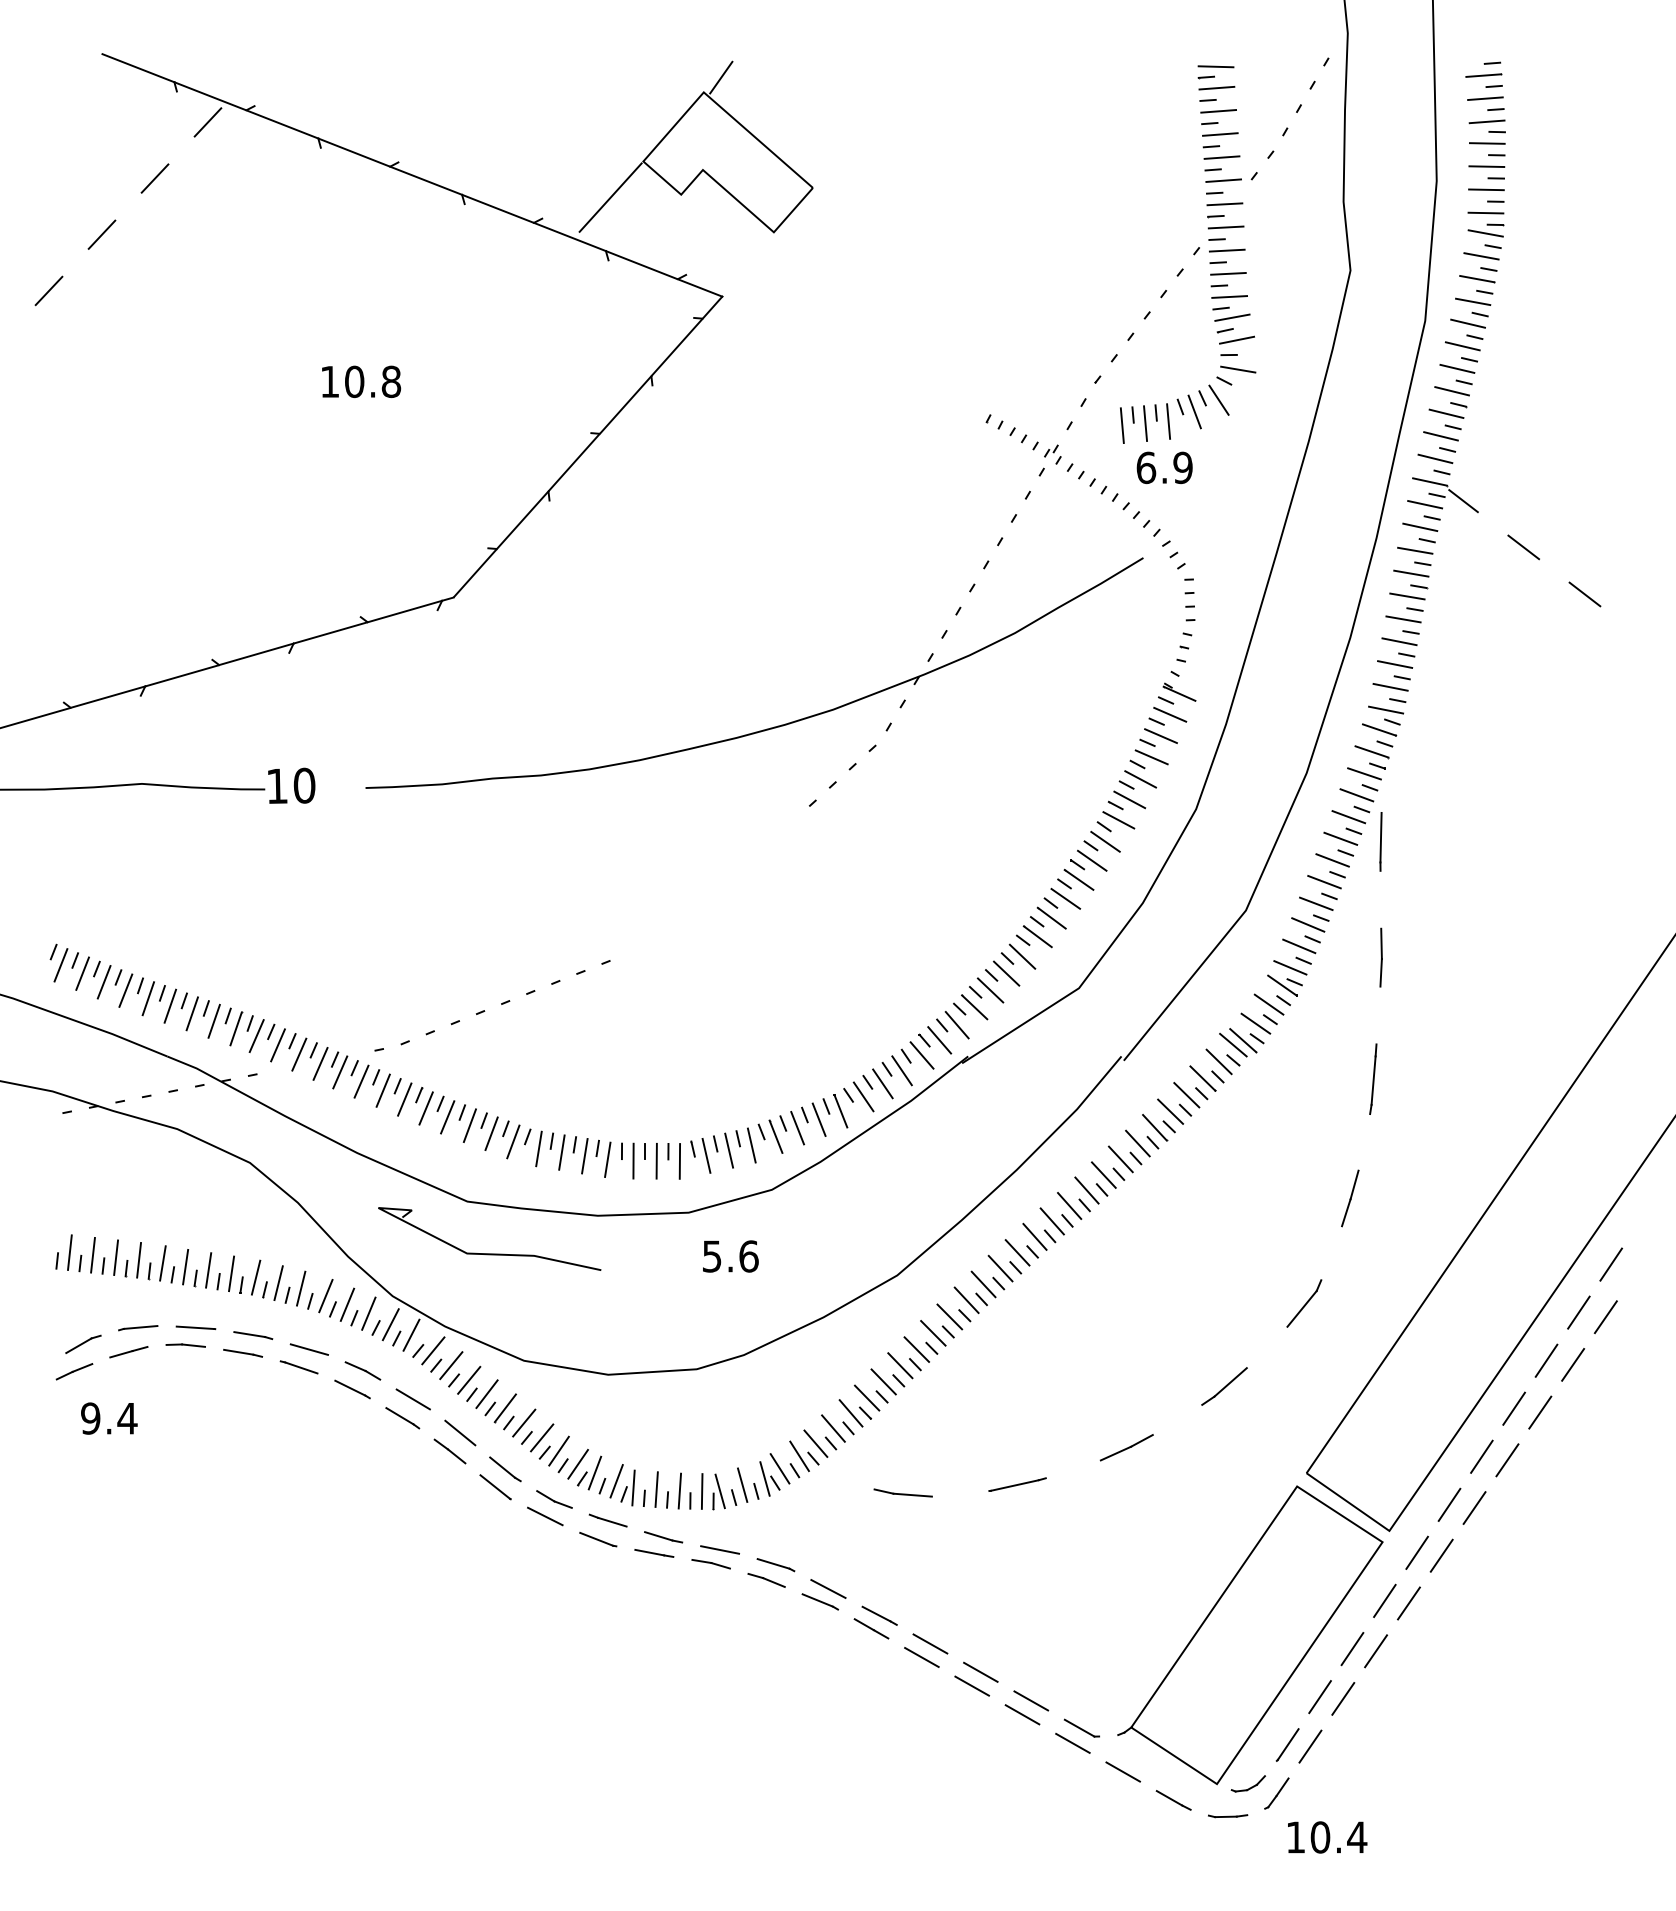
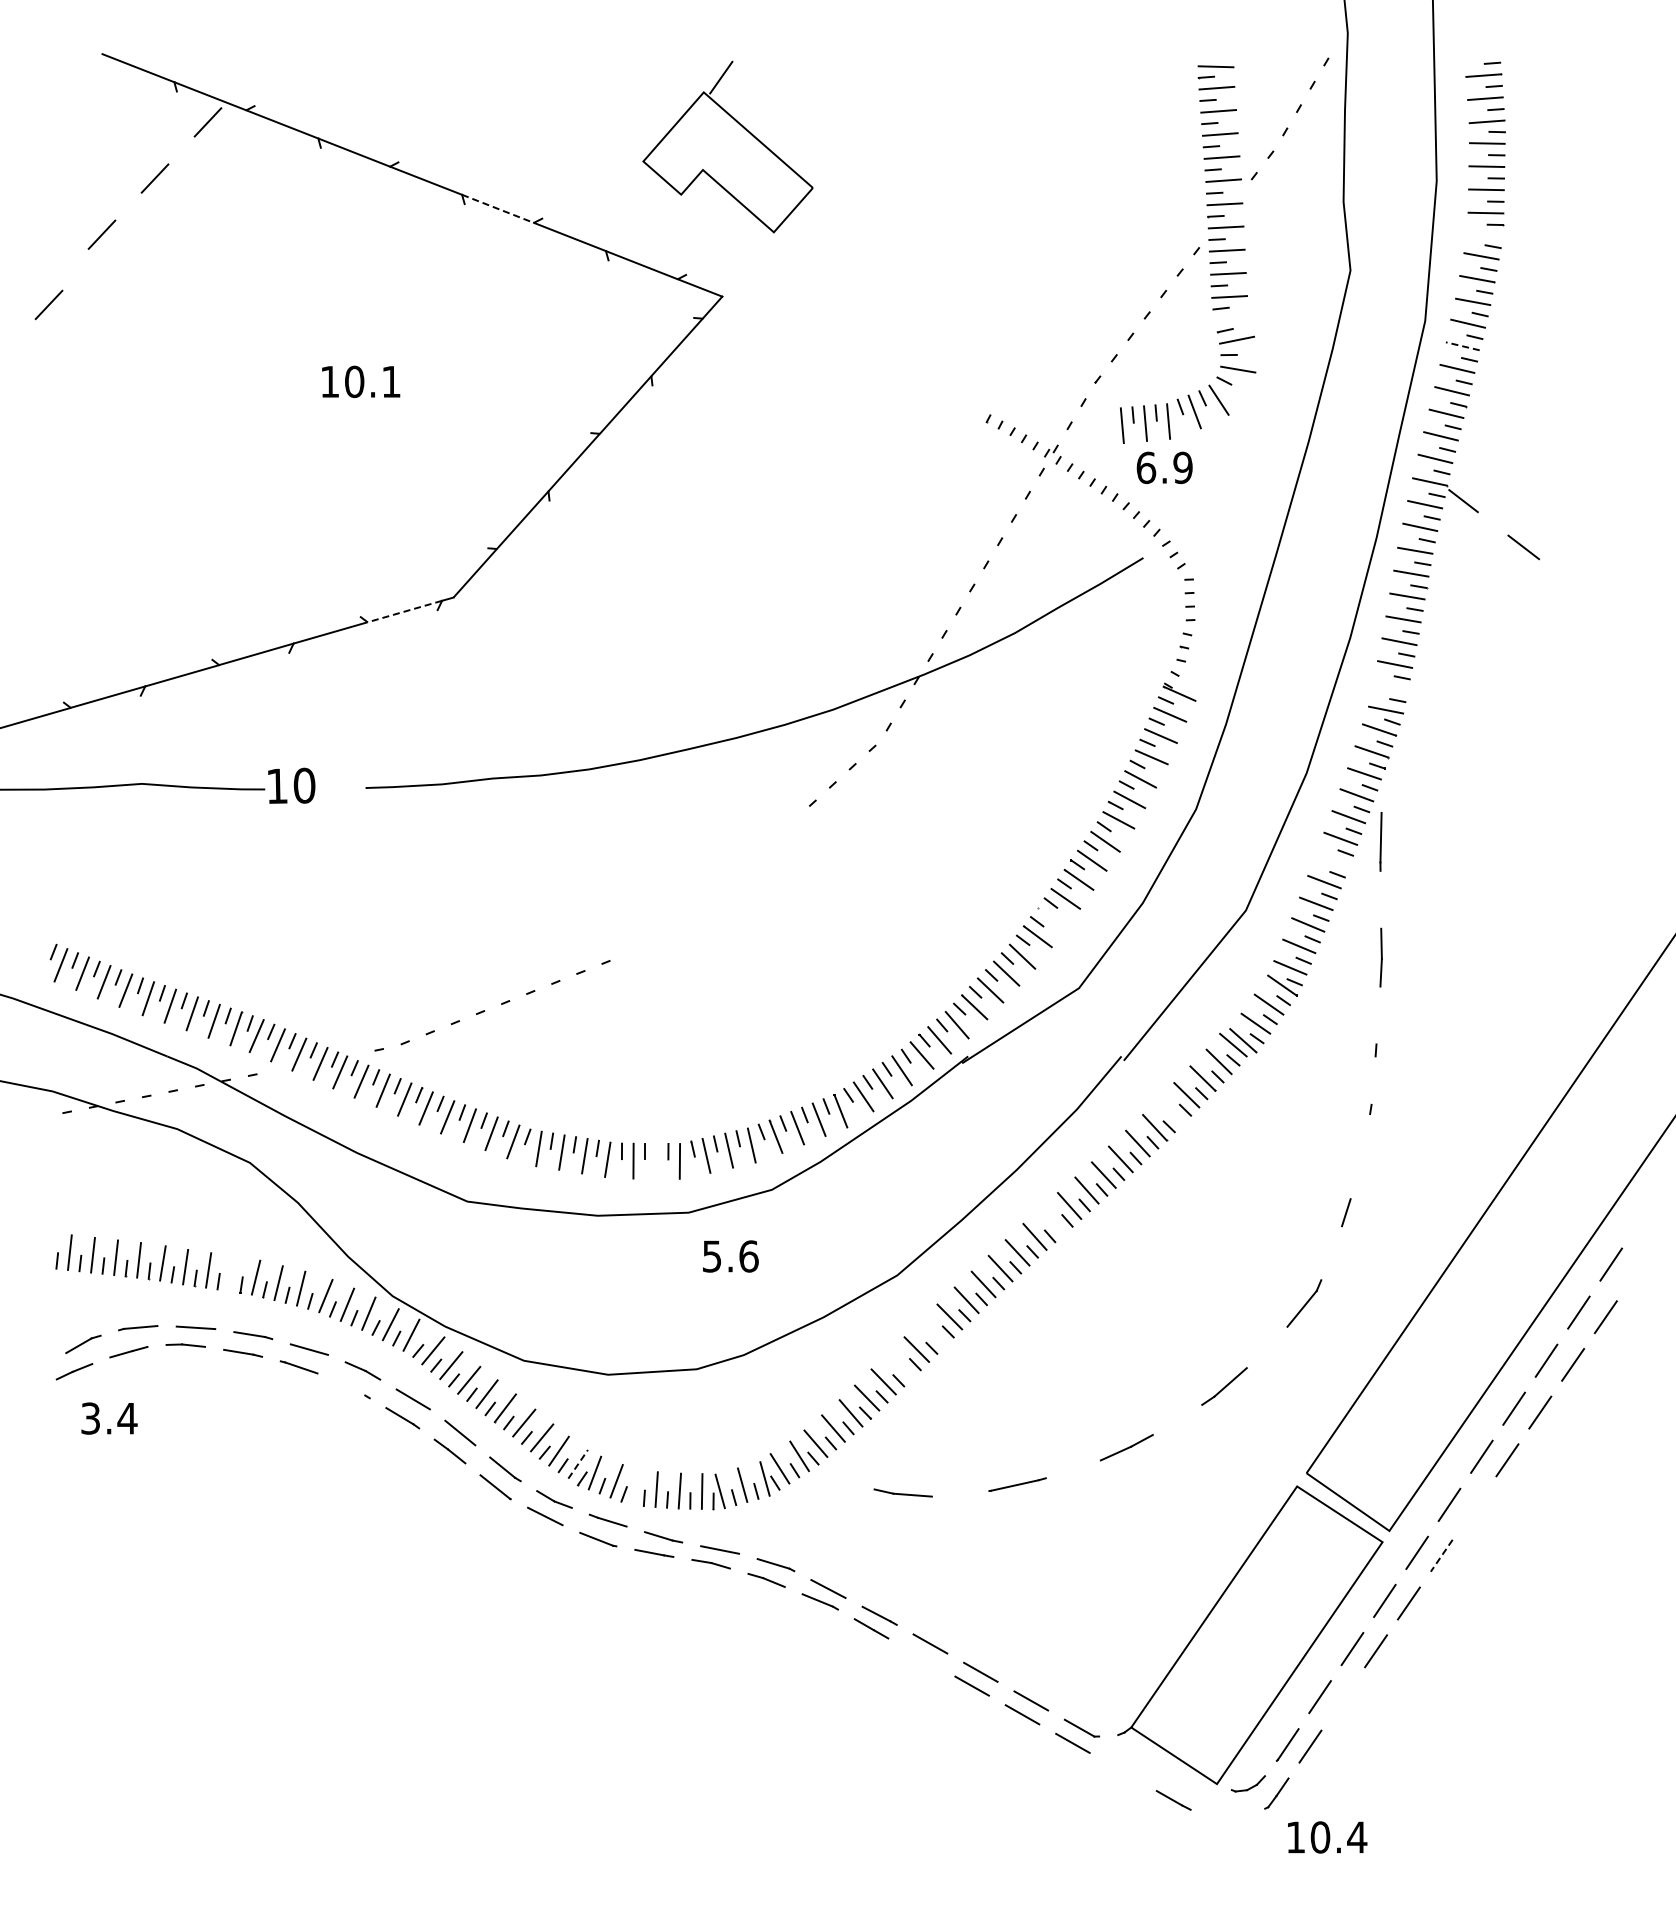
line: present -> none (610, 197)
line: solid -> dashed (498, 209)
line: present -> none (1485, 233)
line position: (48, 290) -> (48, 304) (48, 304)
line: present -> none (1232, 317)
line: solid -> dashed (1462, 346)
text: 10.8 -> 10.1 (391, 381)
line: present -> none (1584, 594)
line: solid -> dashed (404, 611)
line: present -> none (1390, 687)
line: present -> none (1332, 860)
line: present -> none (1051, 917)
line: present -> none (1373, 1080)
line: present -> none (1170, 1111)
line: present -> none (656, 1160)
line: present -> none (1354, 1184)
line: present -> none (1051, 1221)
curve: present -> none (489, 1253)
line: present -> none (231, 1273)
line: present -> none (933, 1333)
line: present -> none (900, 1365)
line: present -> none (350, 1387)
text: 9.4 -> 3.4 (90, 1418)
line: solid -> dashed (578, 1463)
line: present -> none (633, 1487)
line: present -> none (1474, 1507)
line: solid -> dashed (1441, 1556)
line: present -> none (921, 1657)
line: present -> none (1343, 1698)
line: present -> none (1122, 1771)
part: present -> none (1228, 1816)
